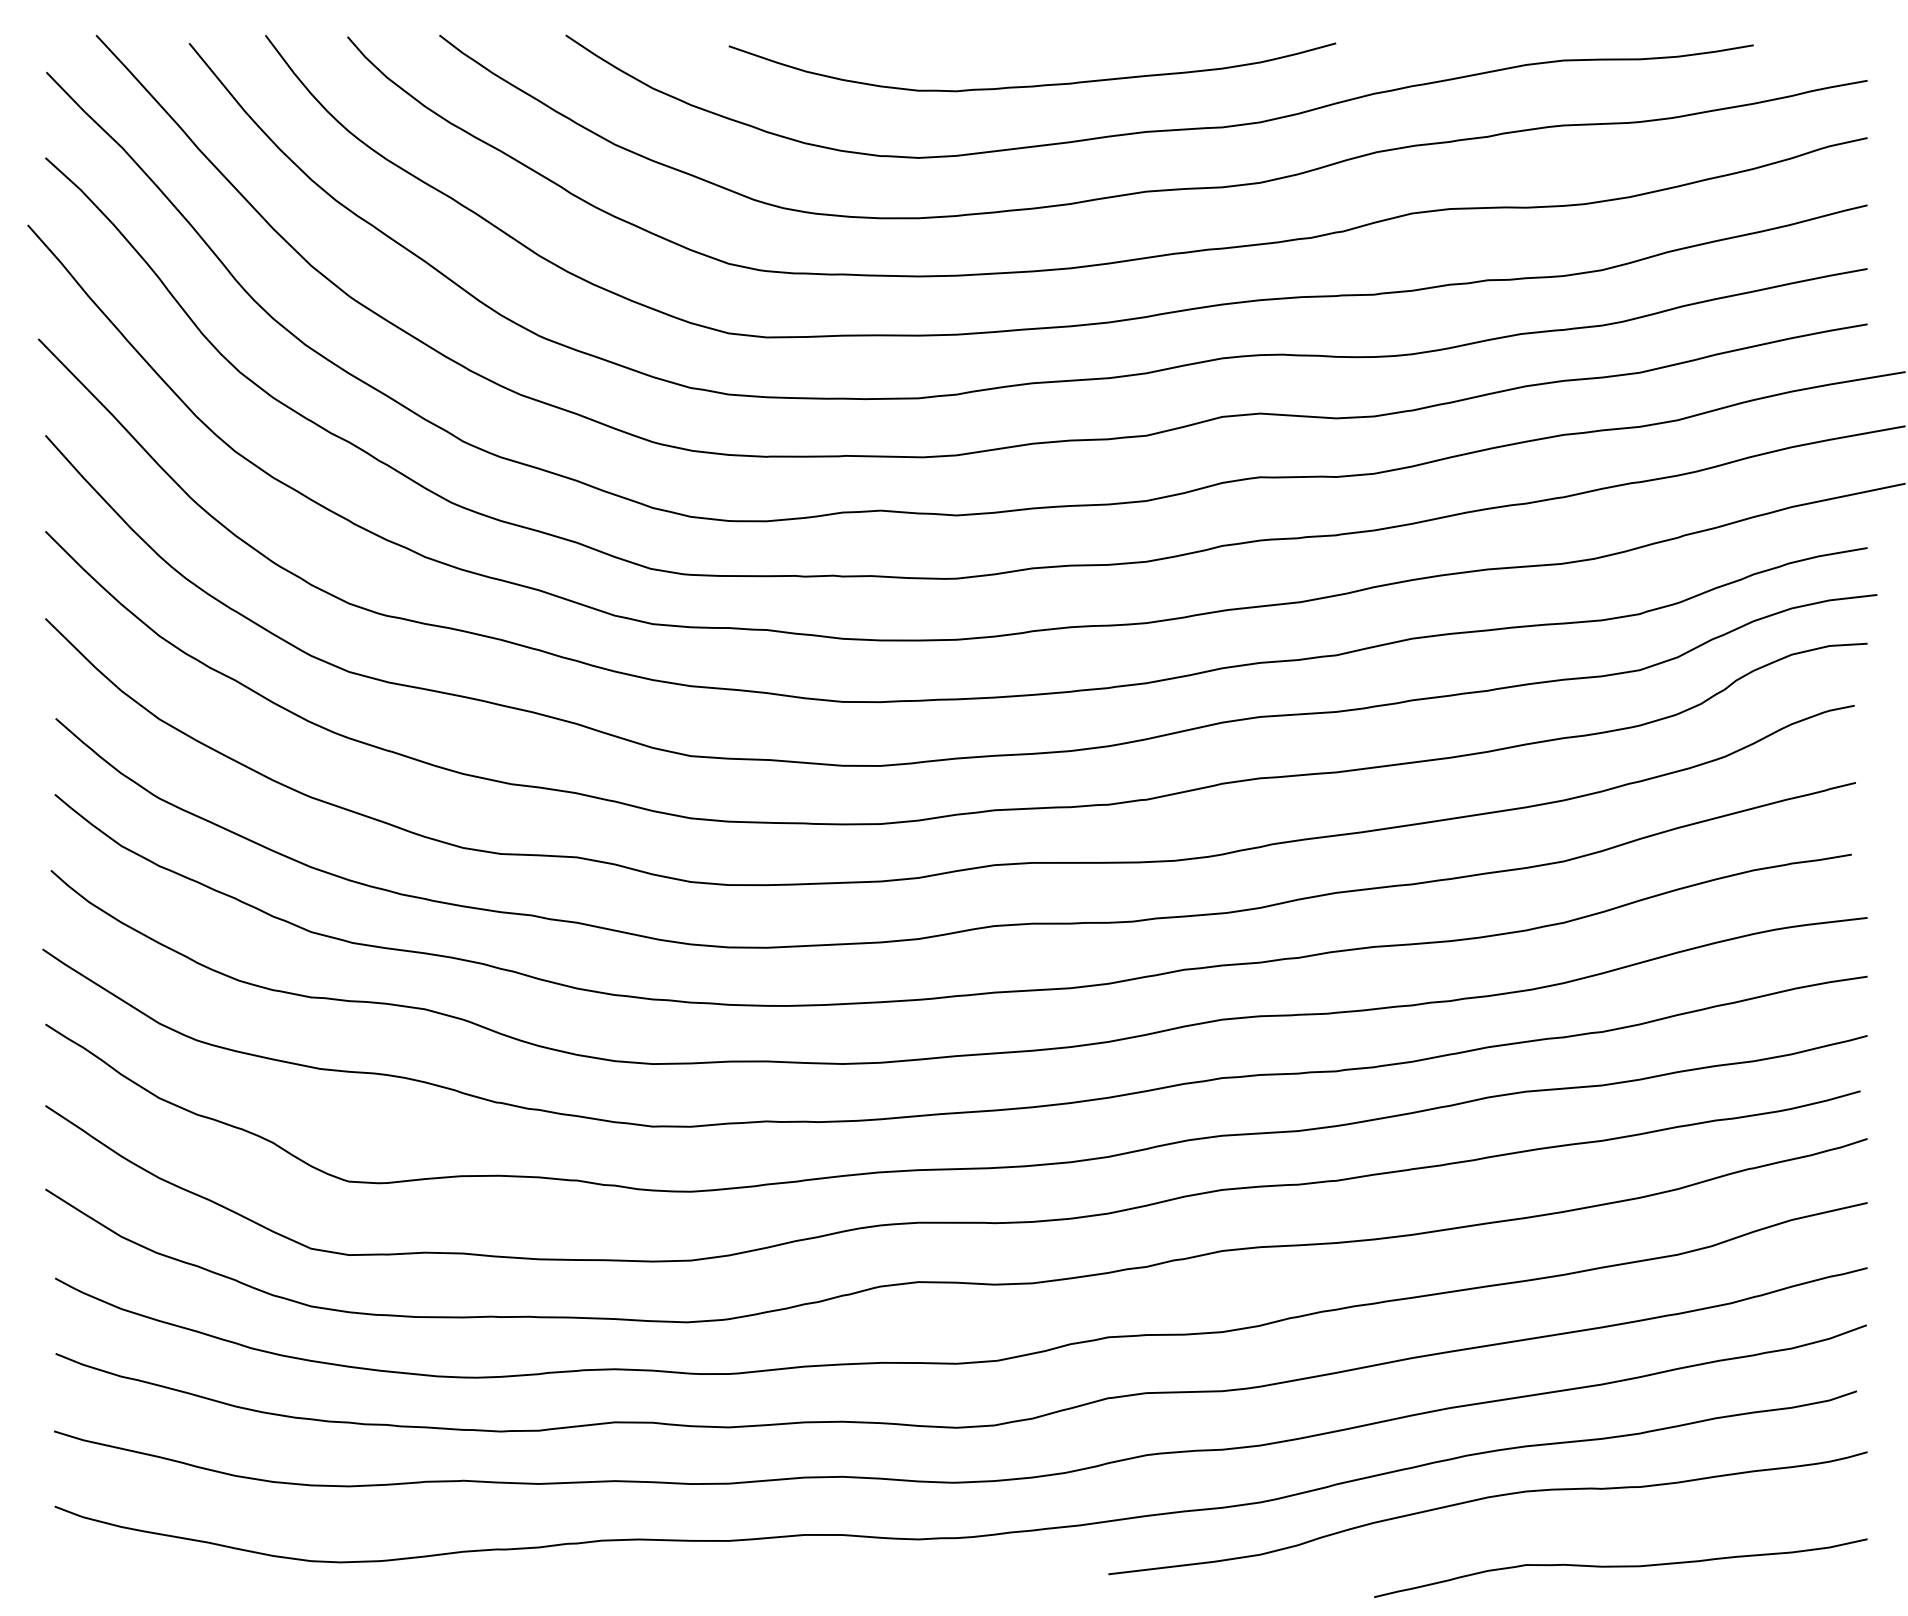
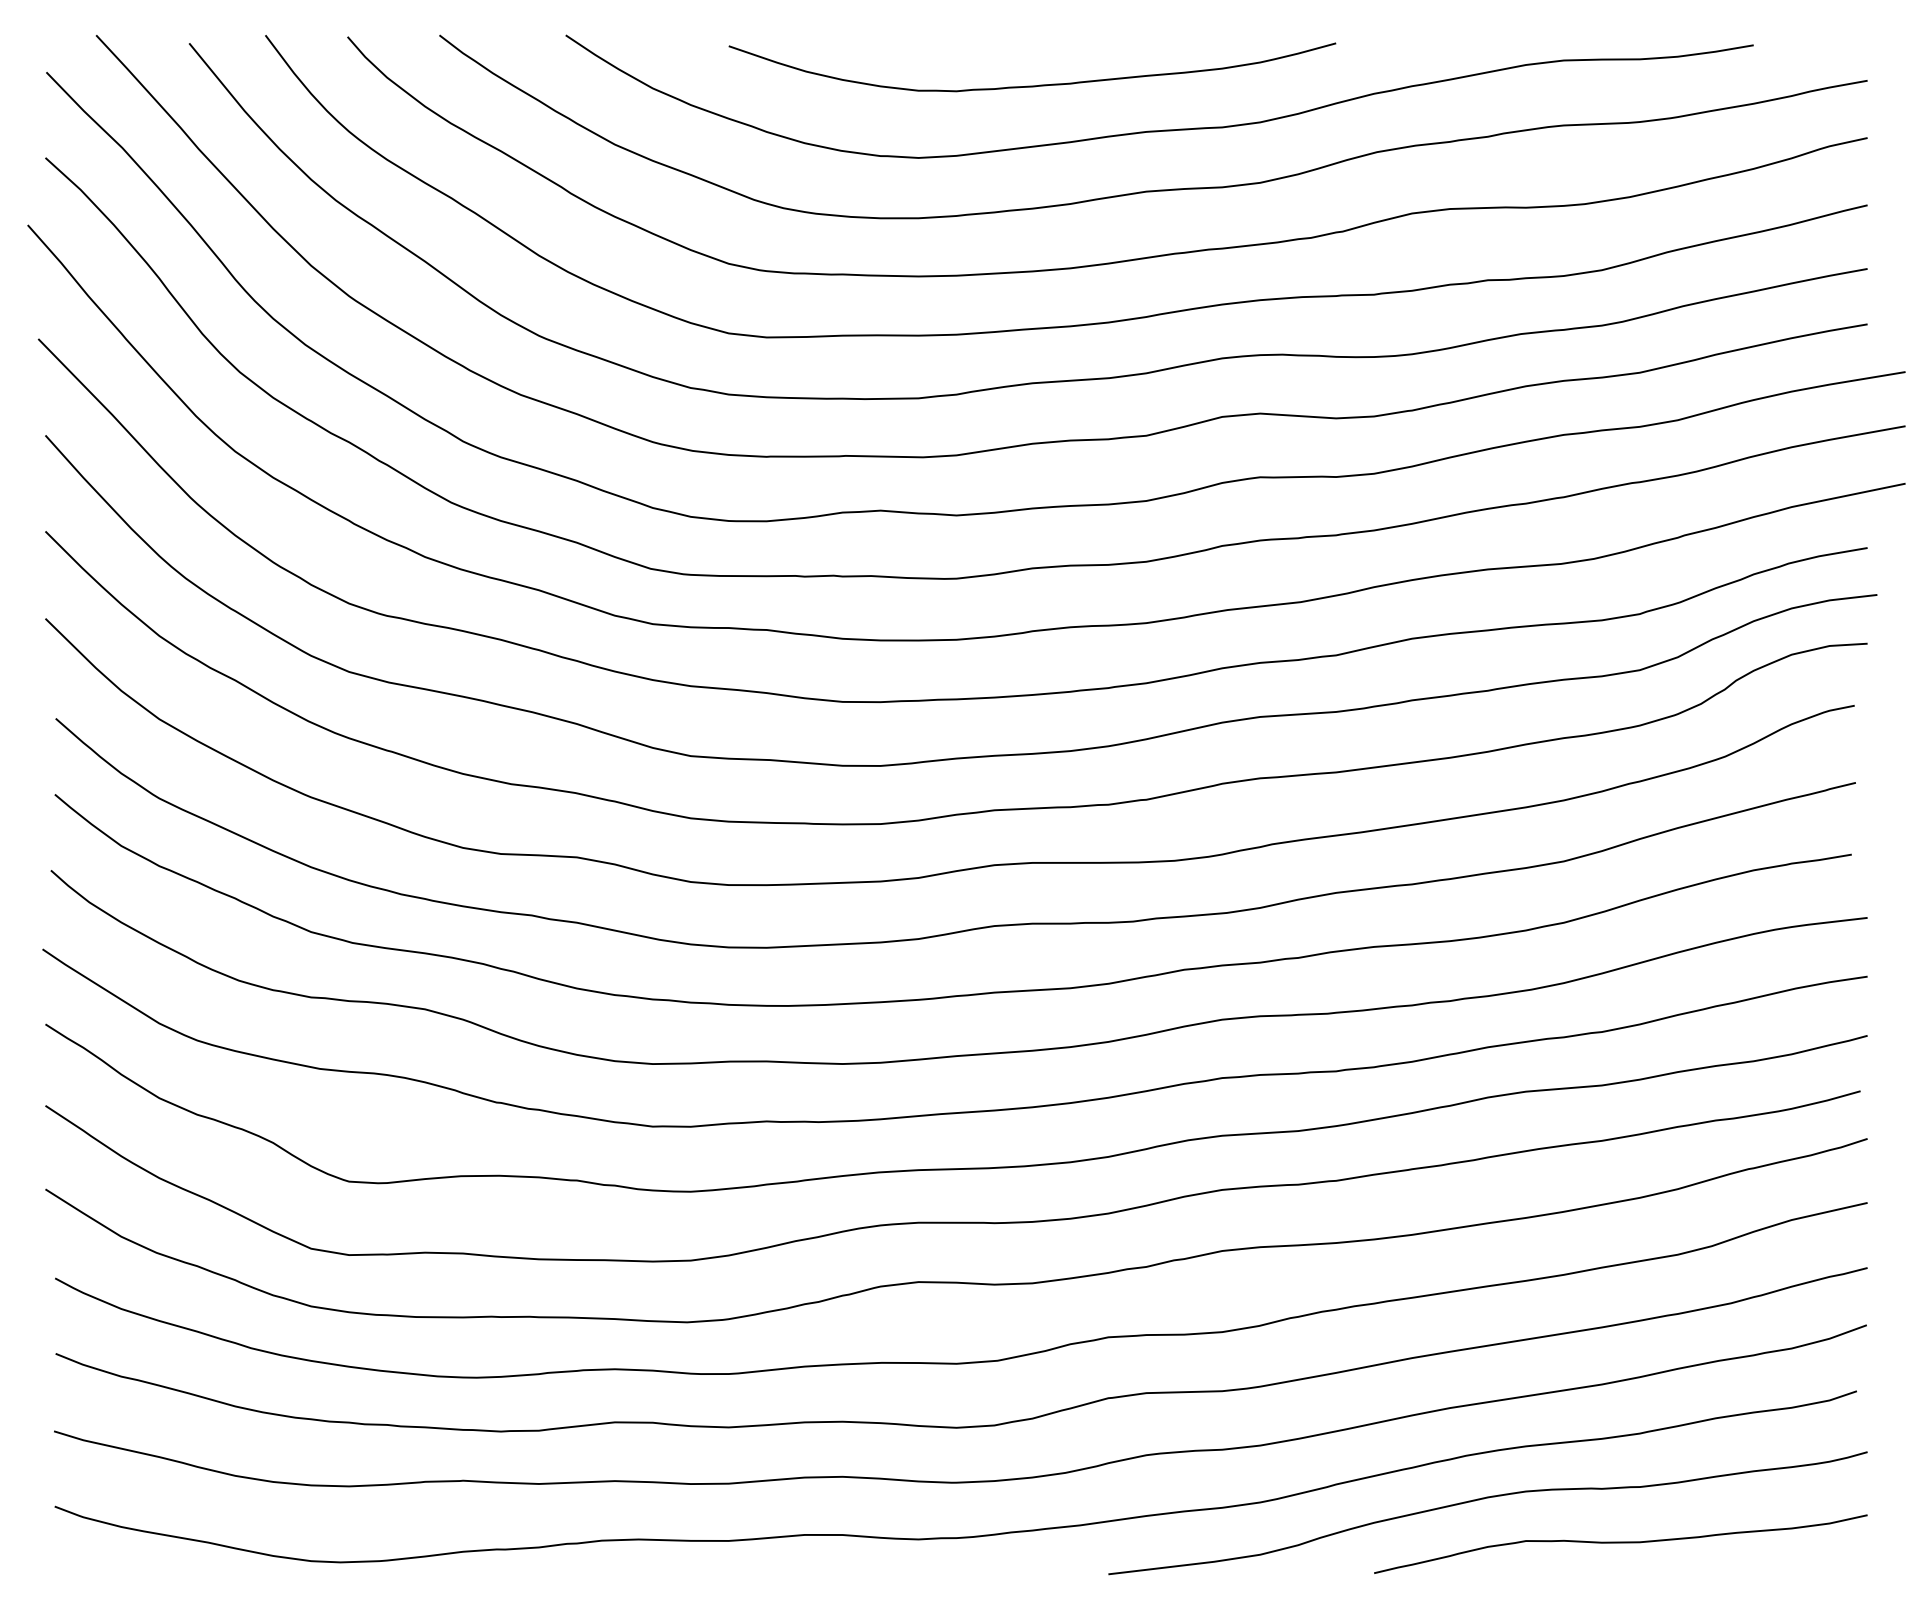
curve position: (1620, 1567) -> (1620, 1543) (1620, 1543)
